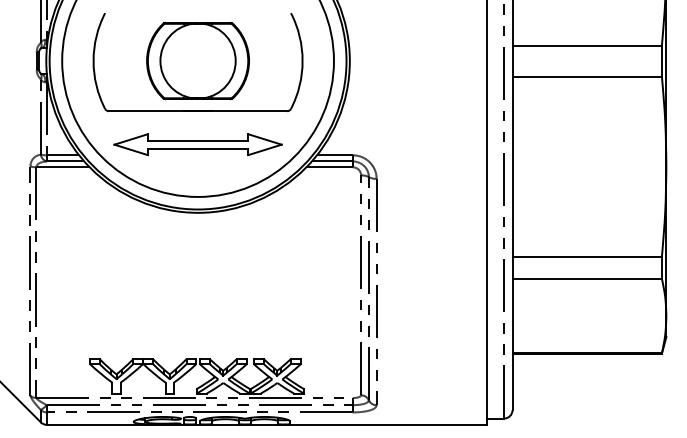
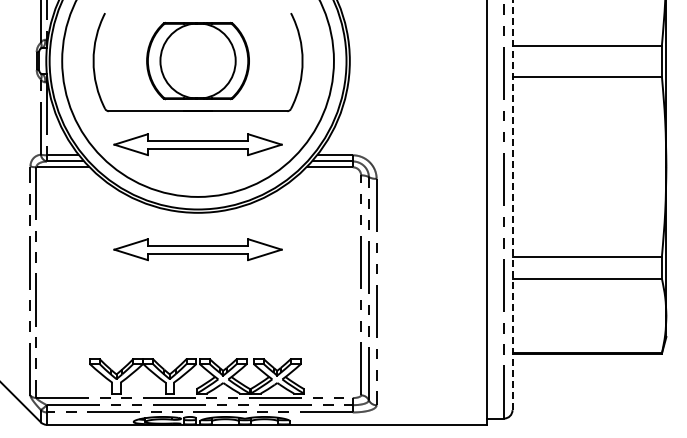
line: solid -> dashed (512, 205)
part: none -> present (197, 249)
